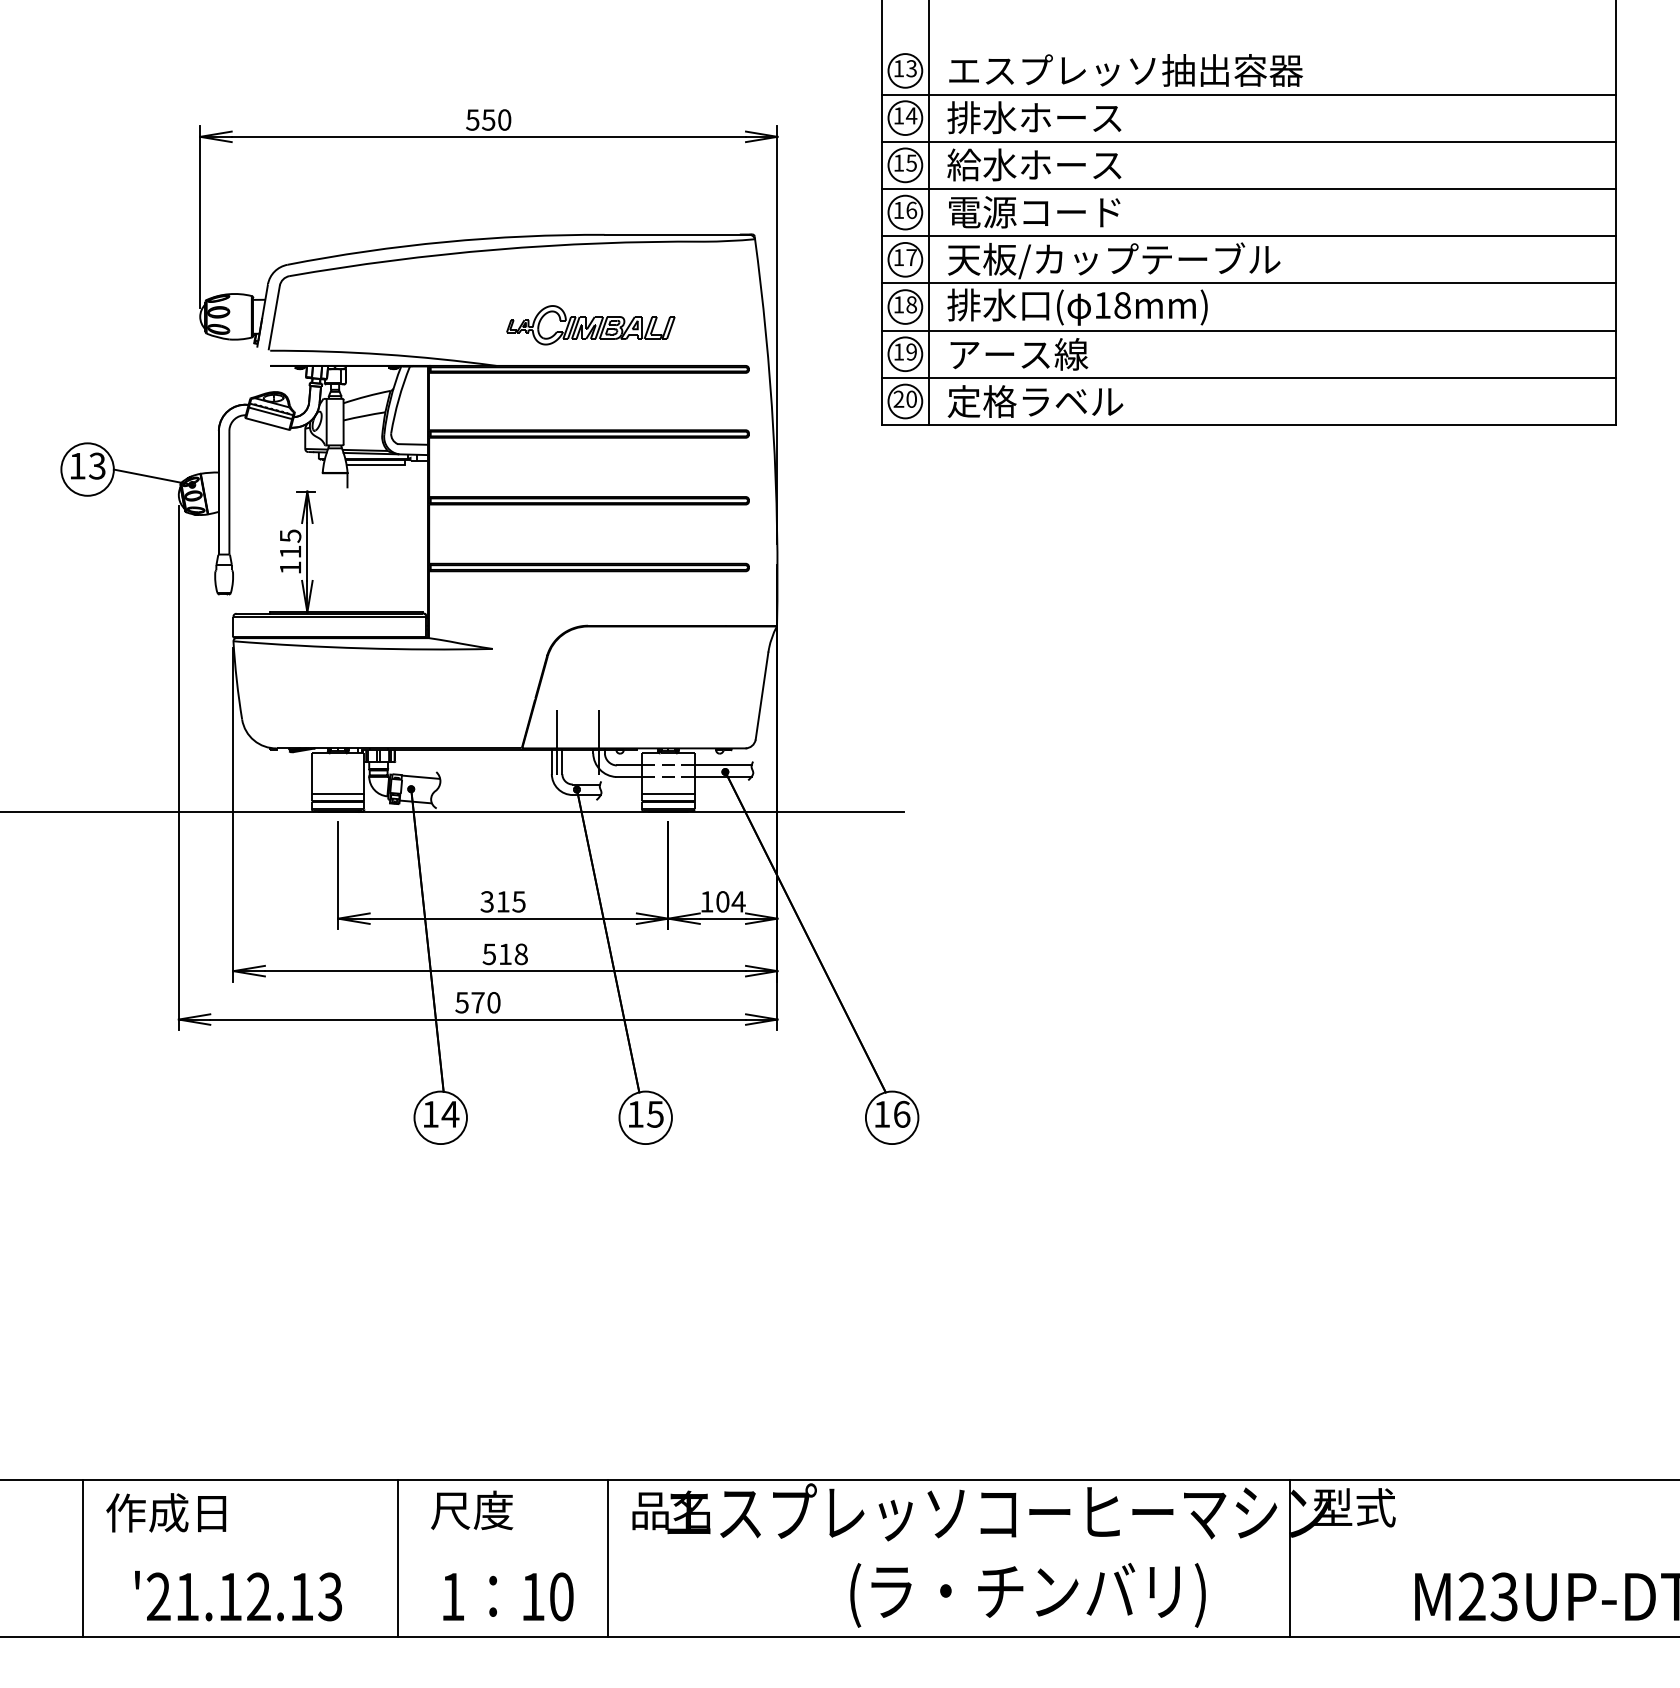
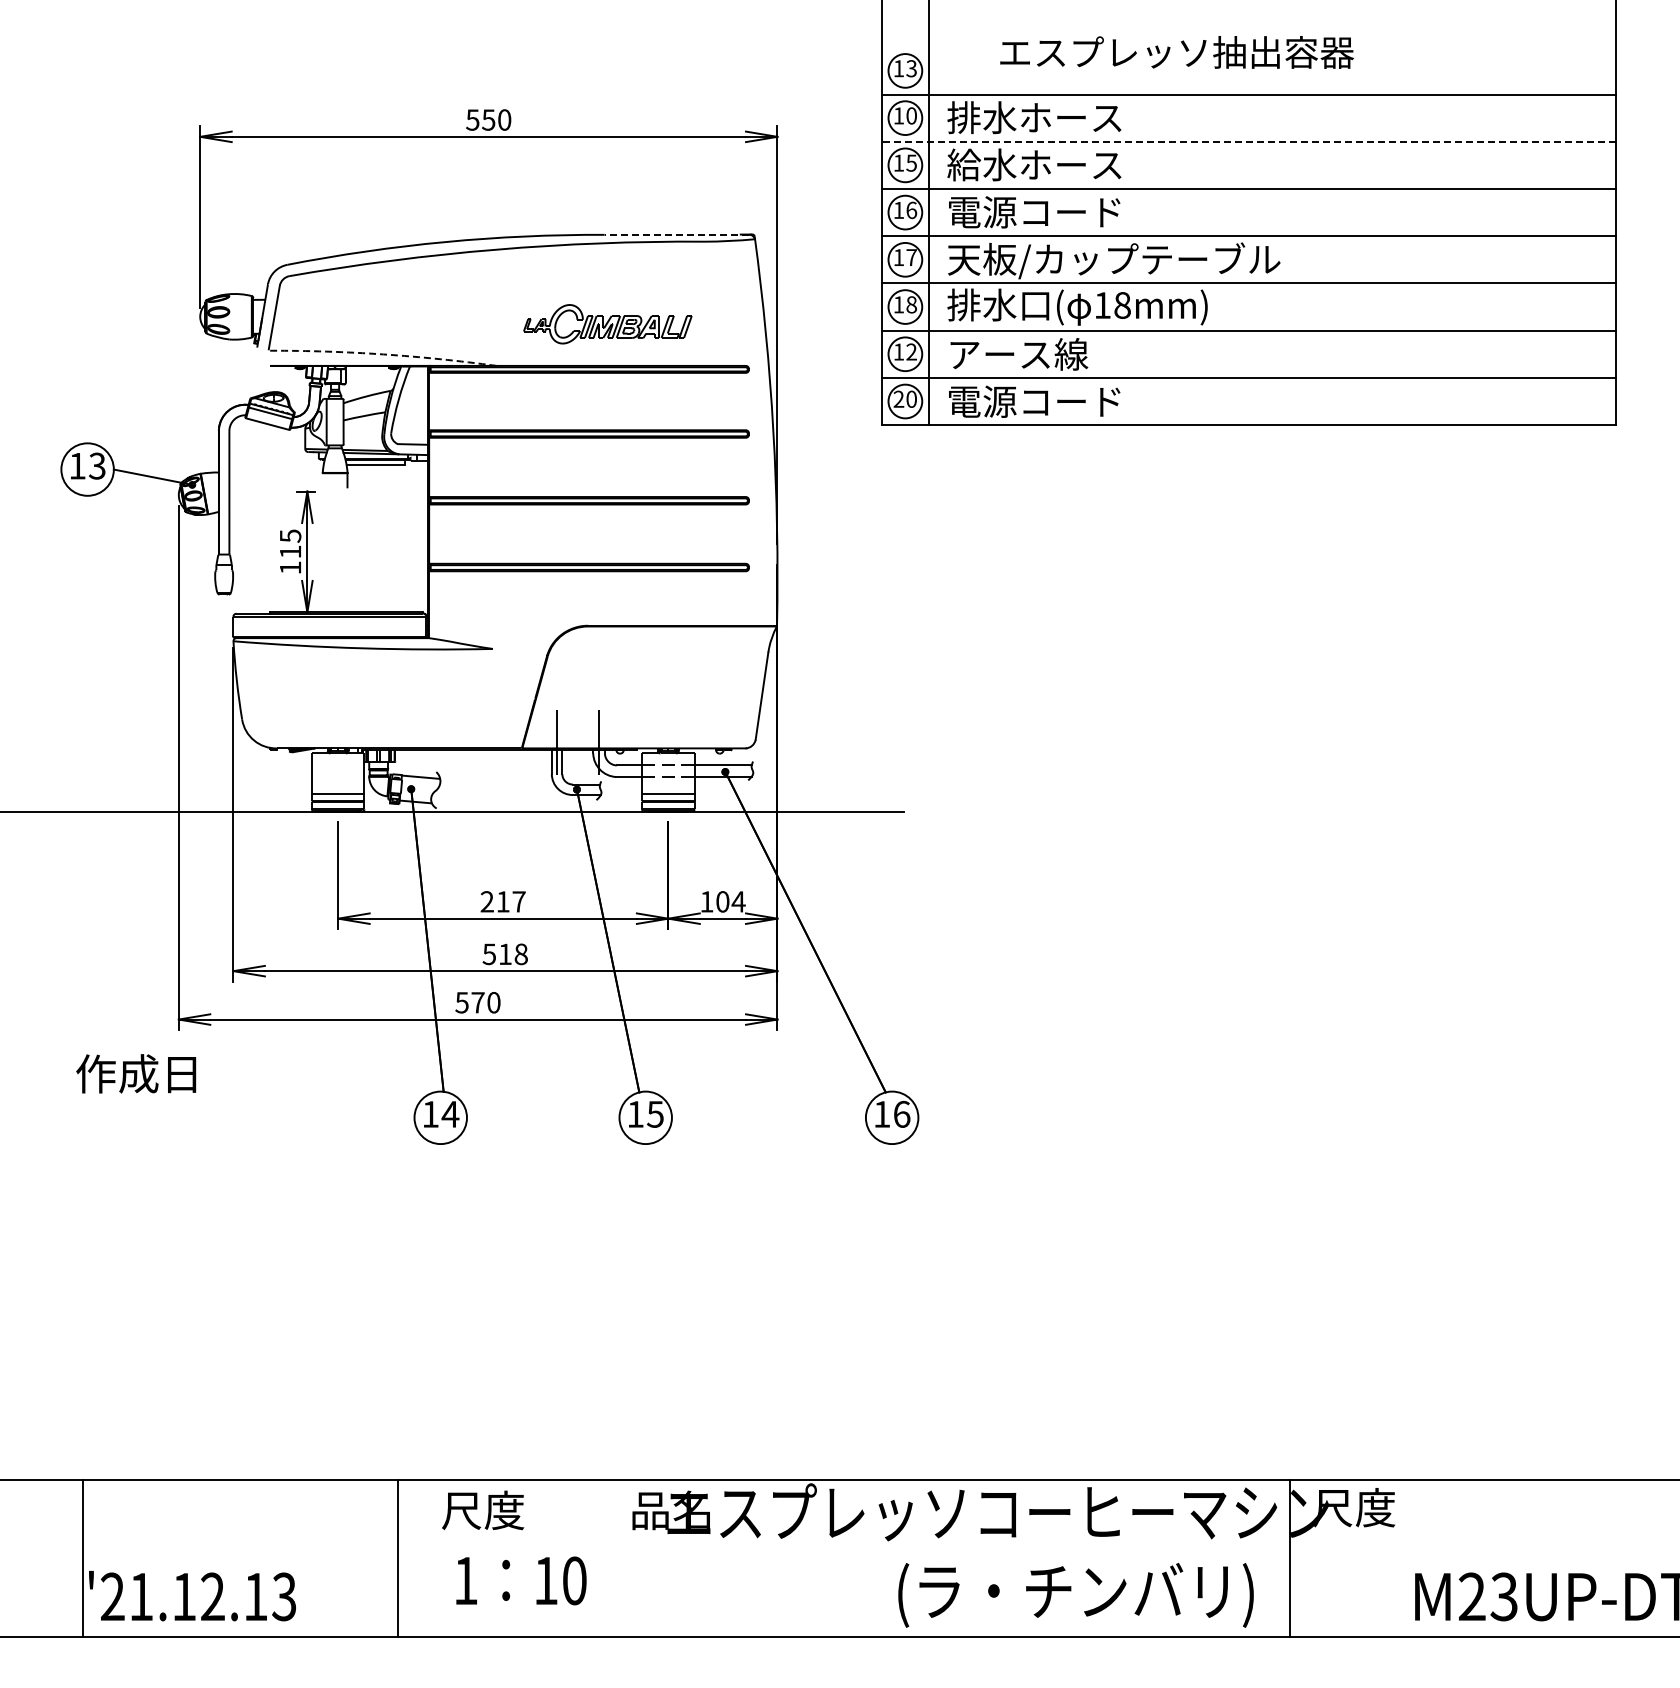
text position: (1125, 70) -> (1176, 52) (1176, 52)
text: 14 -> 10 (911, 115)
line: solid -> dashed (1248, 141)
line: solid -> dashed (676, 234)
part position: (590, 325) -> (607, 324) (607, 324)
text: 19 -> 12 (911, 351)
arc: solid -> dashed (383, 354)
text: 定格ラベル -> 電源コード (1035, 401)
text: 315 -> 217 (502, 901)
text: 型式 -> 尺度 (1354, 1507)
text position: (472, 1510) -> (483, 1510) (483, 1510)
text position: (166, 1512) -> (136, 1073) (136, 1073)
line: present -> none (608, 1558)
text position: (1027, 1595) -> (1075, 1595) (1075, 1595)
text position: (238, 1596) -> (192, 1596) (192, 1596)
text position: (508, 1596) -> (521, 1580) (521, 1580)
